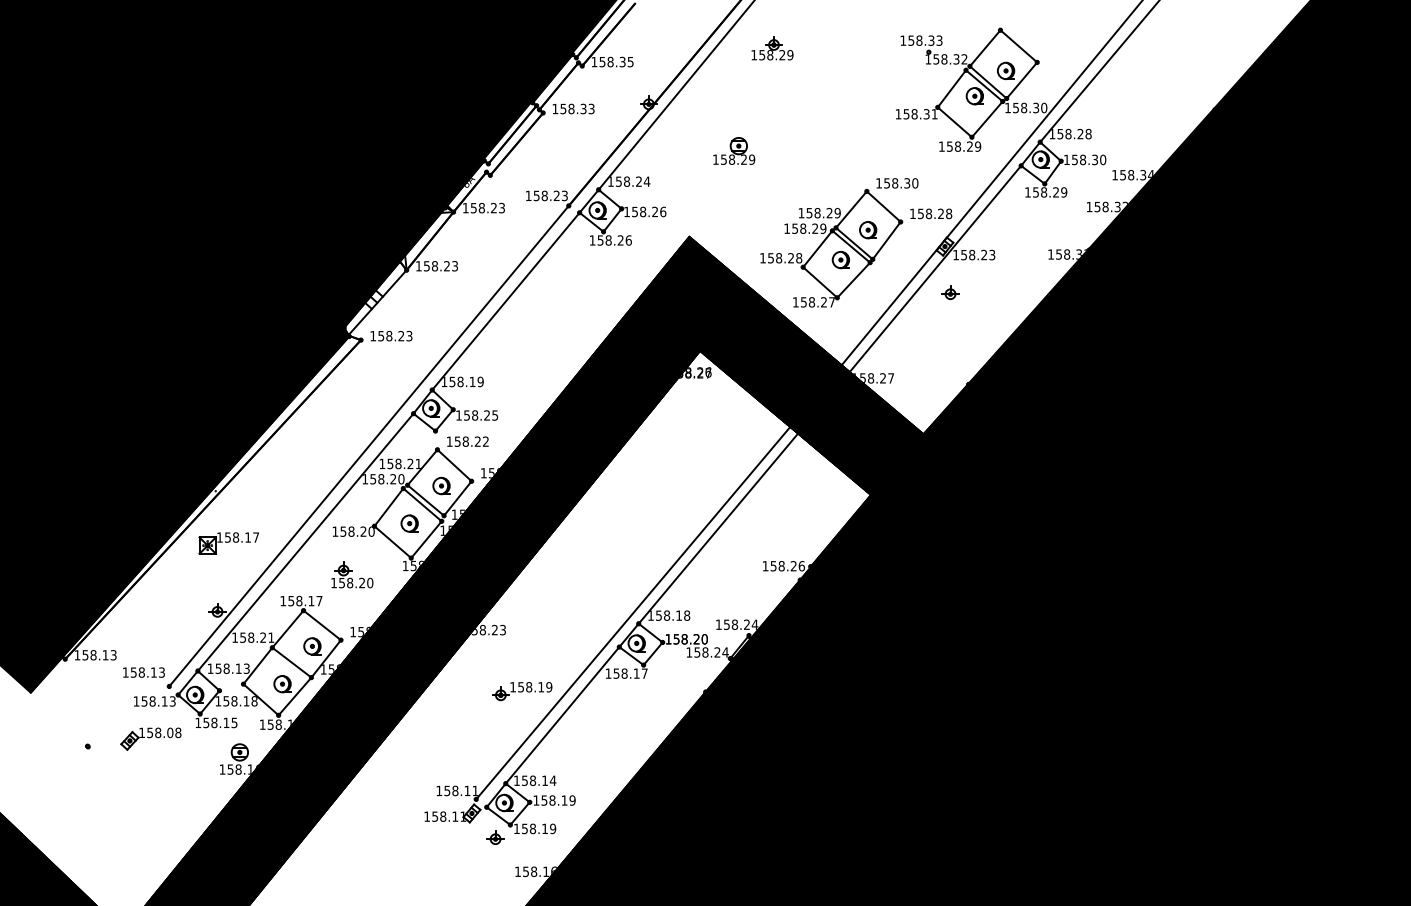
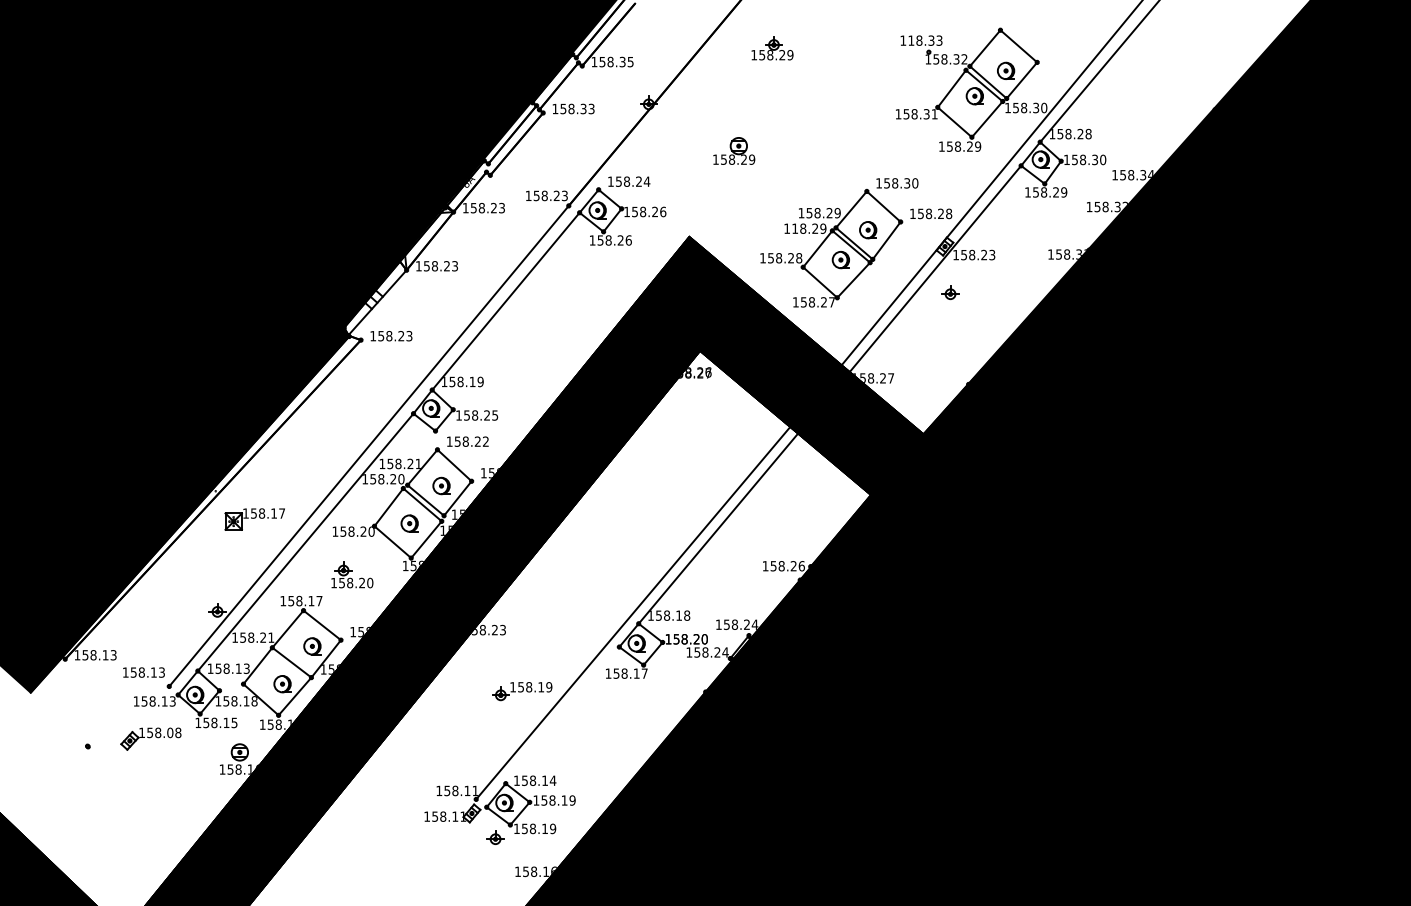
text: 158.33 -> 118.33 (911, 40)
line: present -> none (675, 95)
text: 158.29 -> 118.29 (795, 228)
part position: (228, 543) -> (254, 519) (254, 519)
line: present -> none (562, 715)
